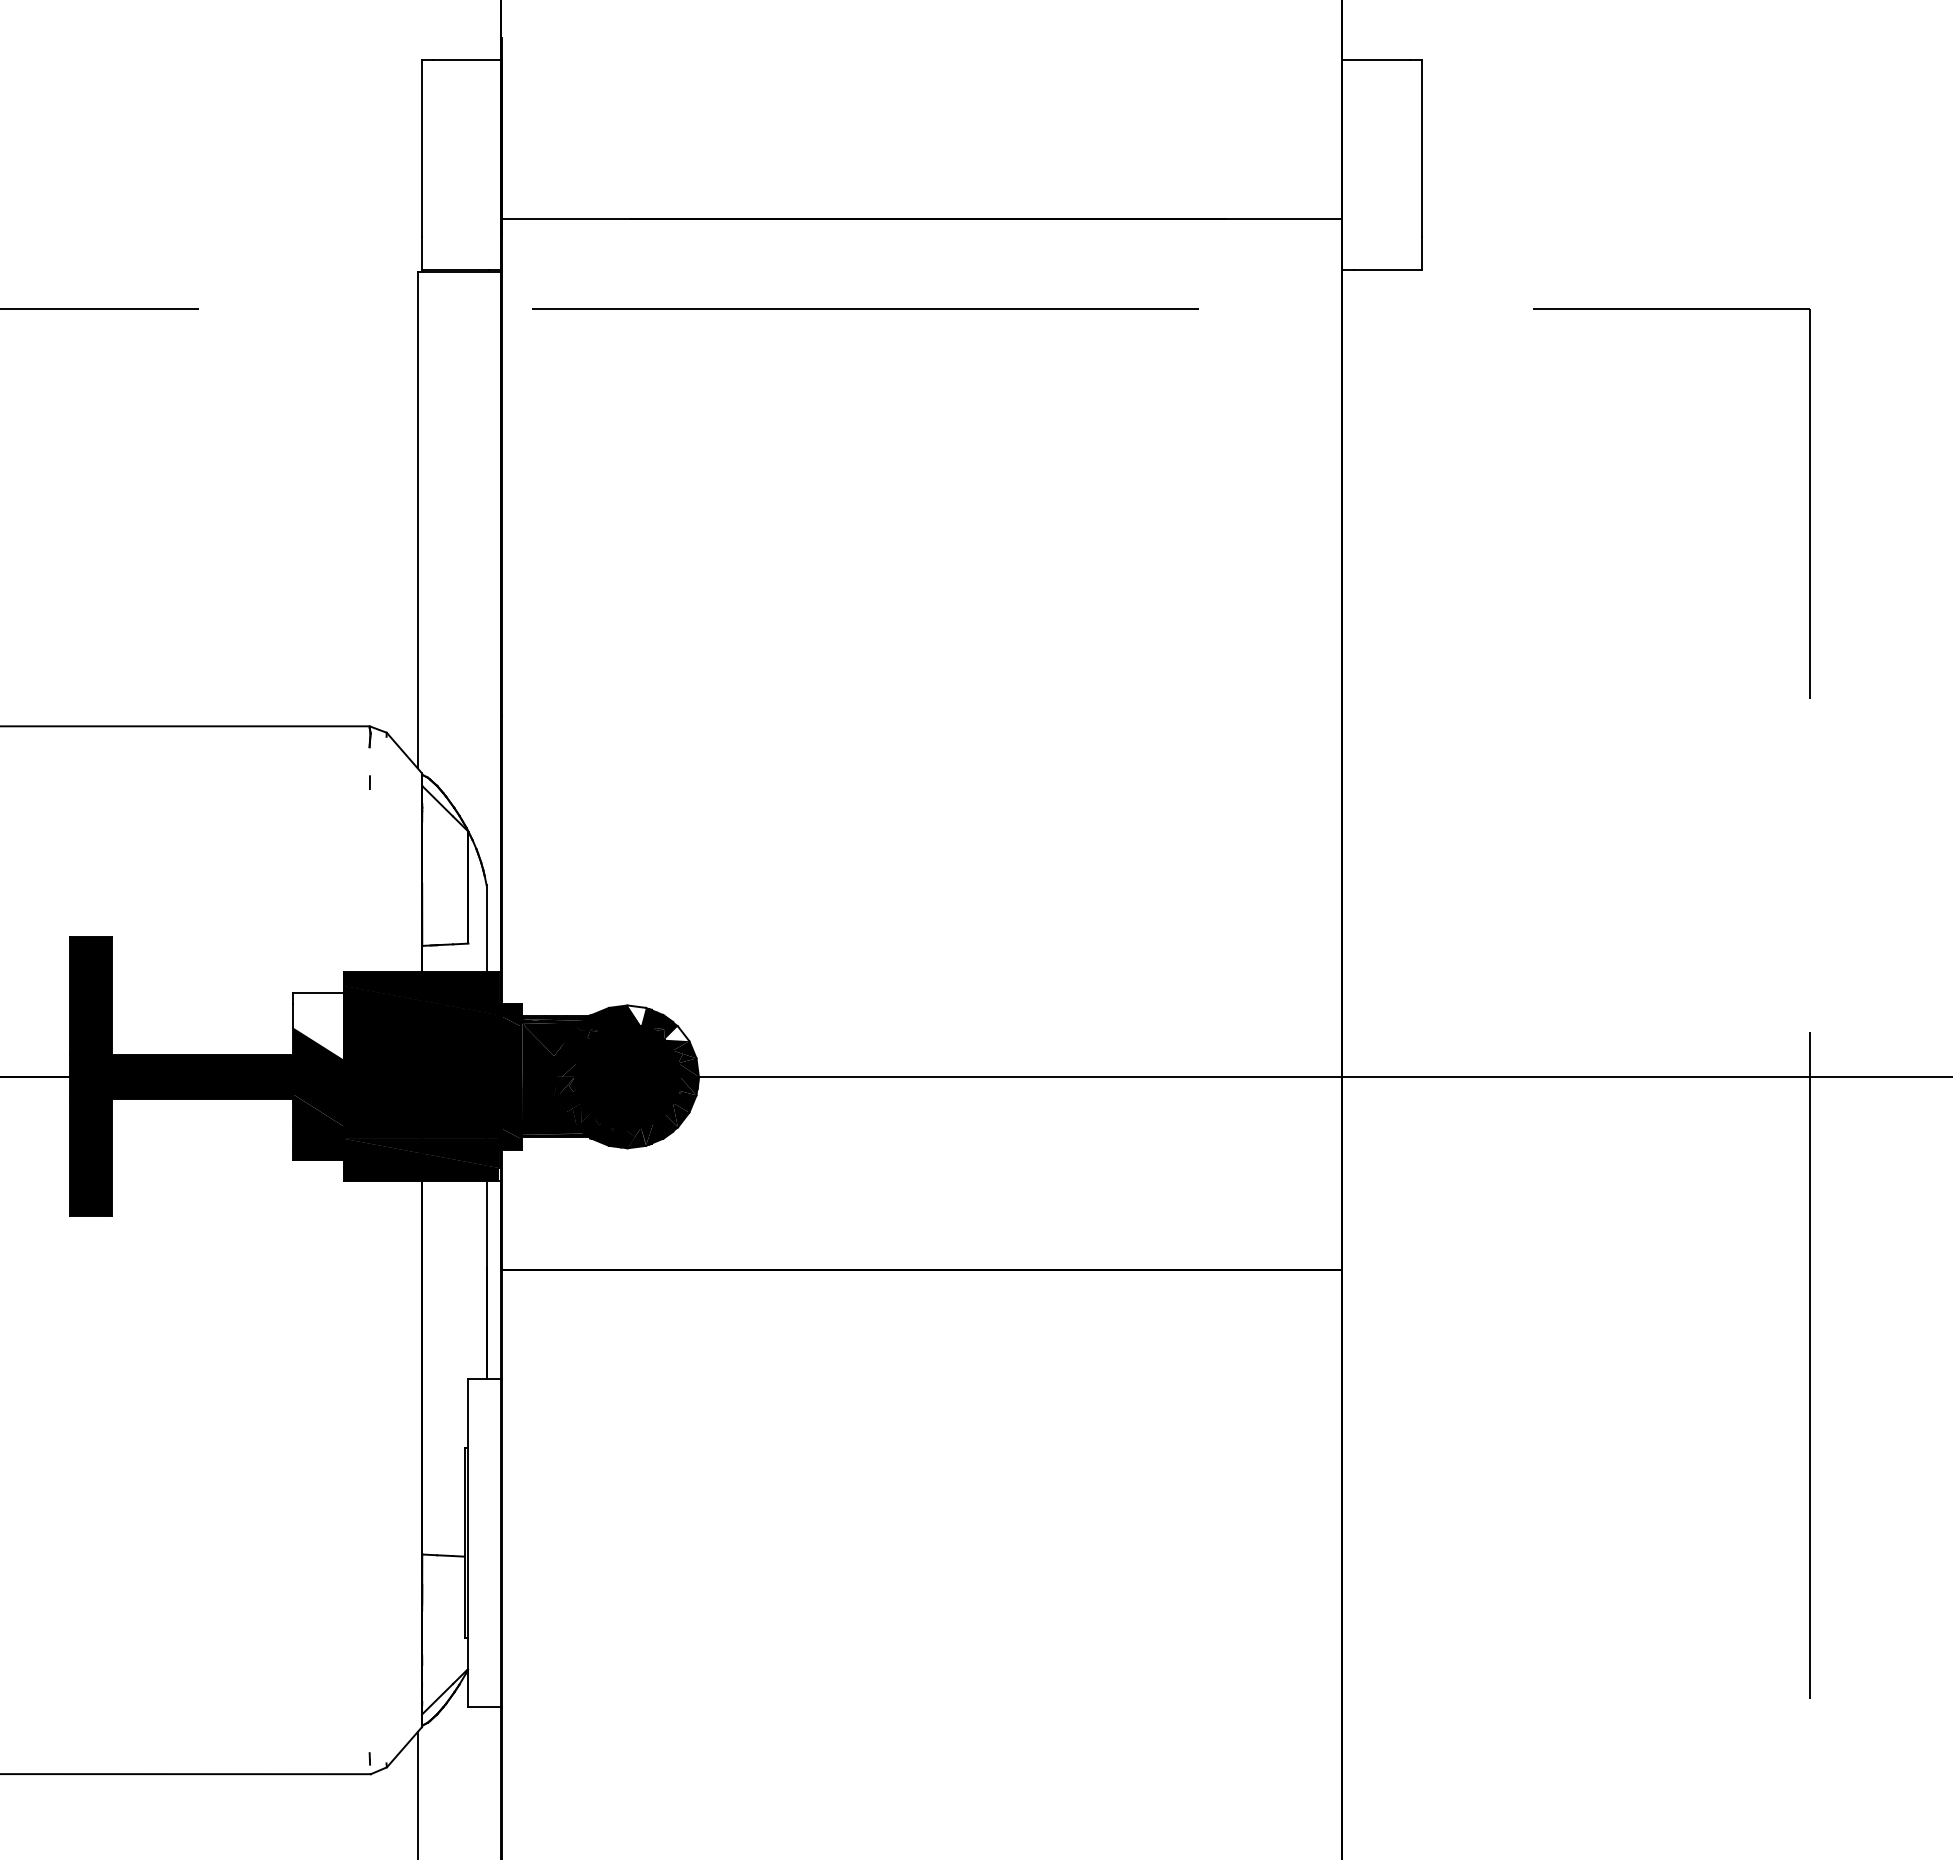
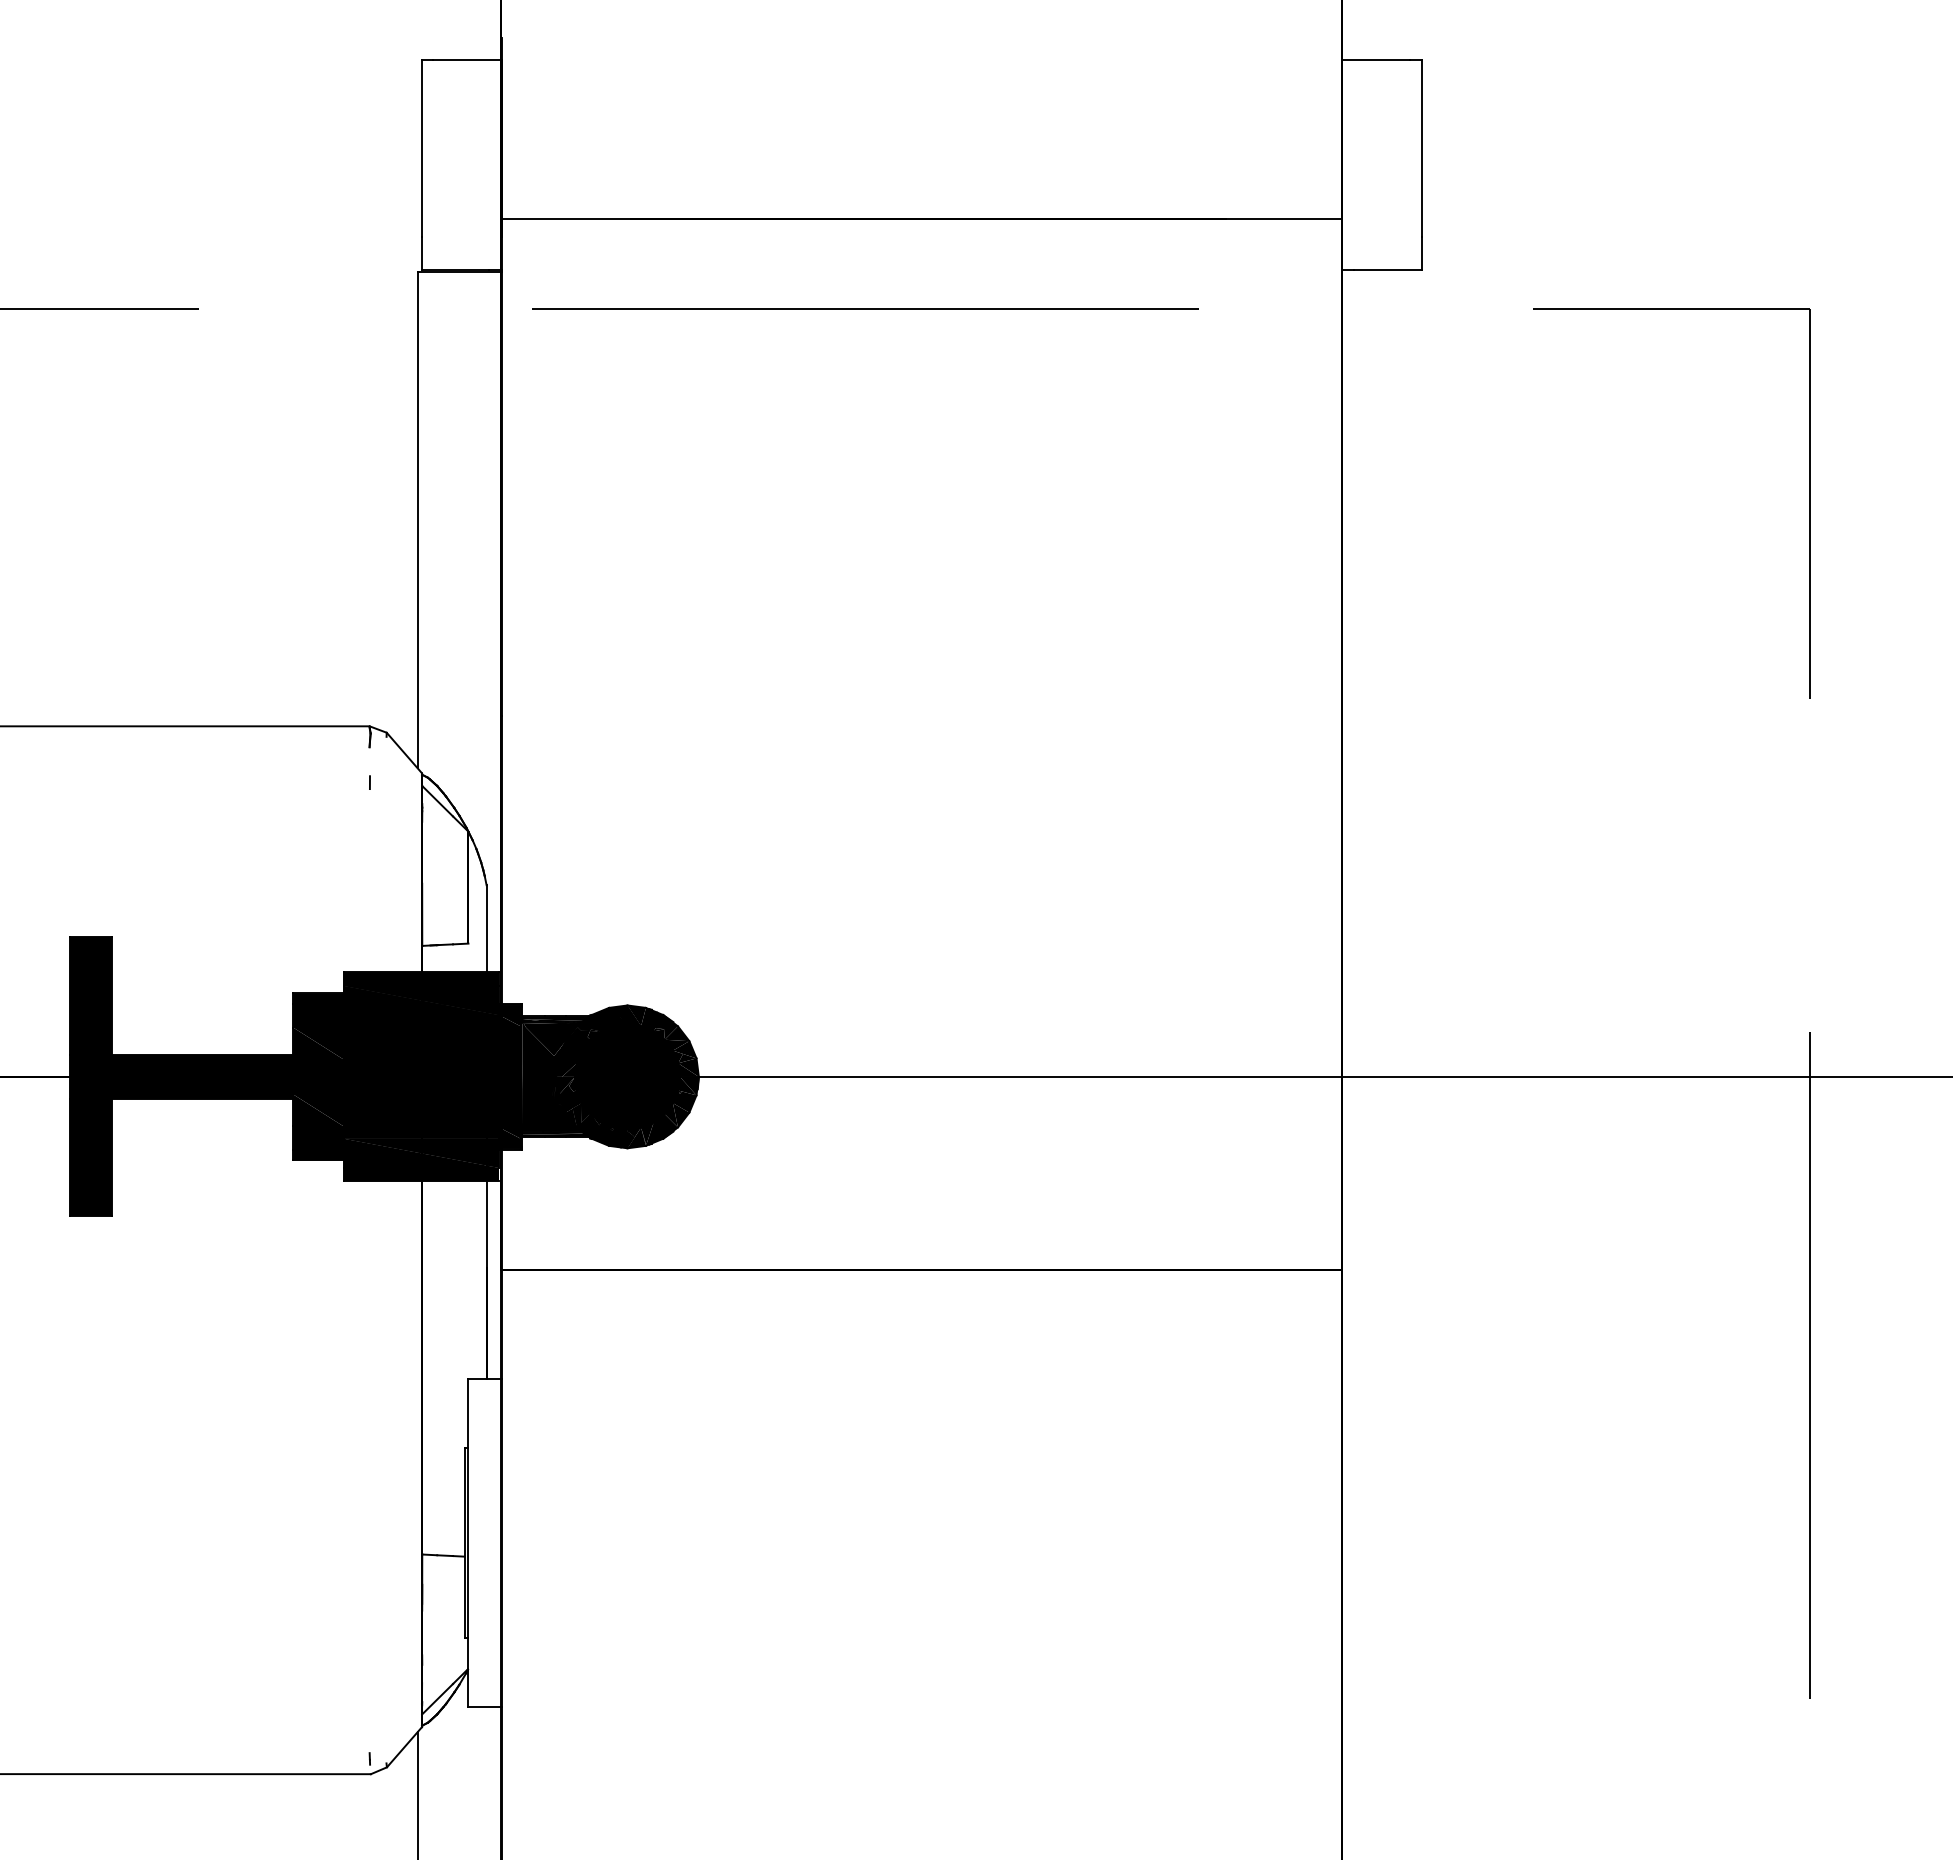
fill: none -> present (636, 1015)
fill: none -> present (318, 1026)
fill: none -> present (676, 1033)
